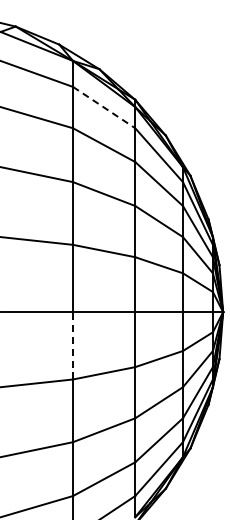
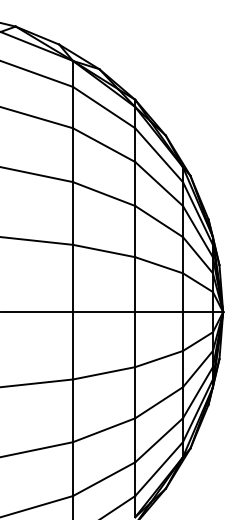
line: dashed -> solid (104, 107)
line: dashed -> solid (73, 345)
